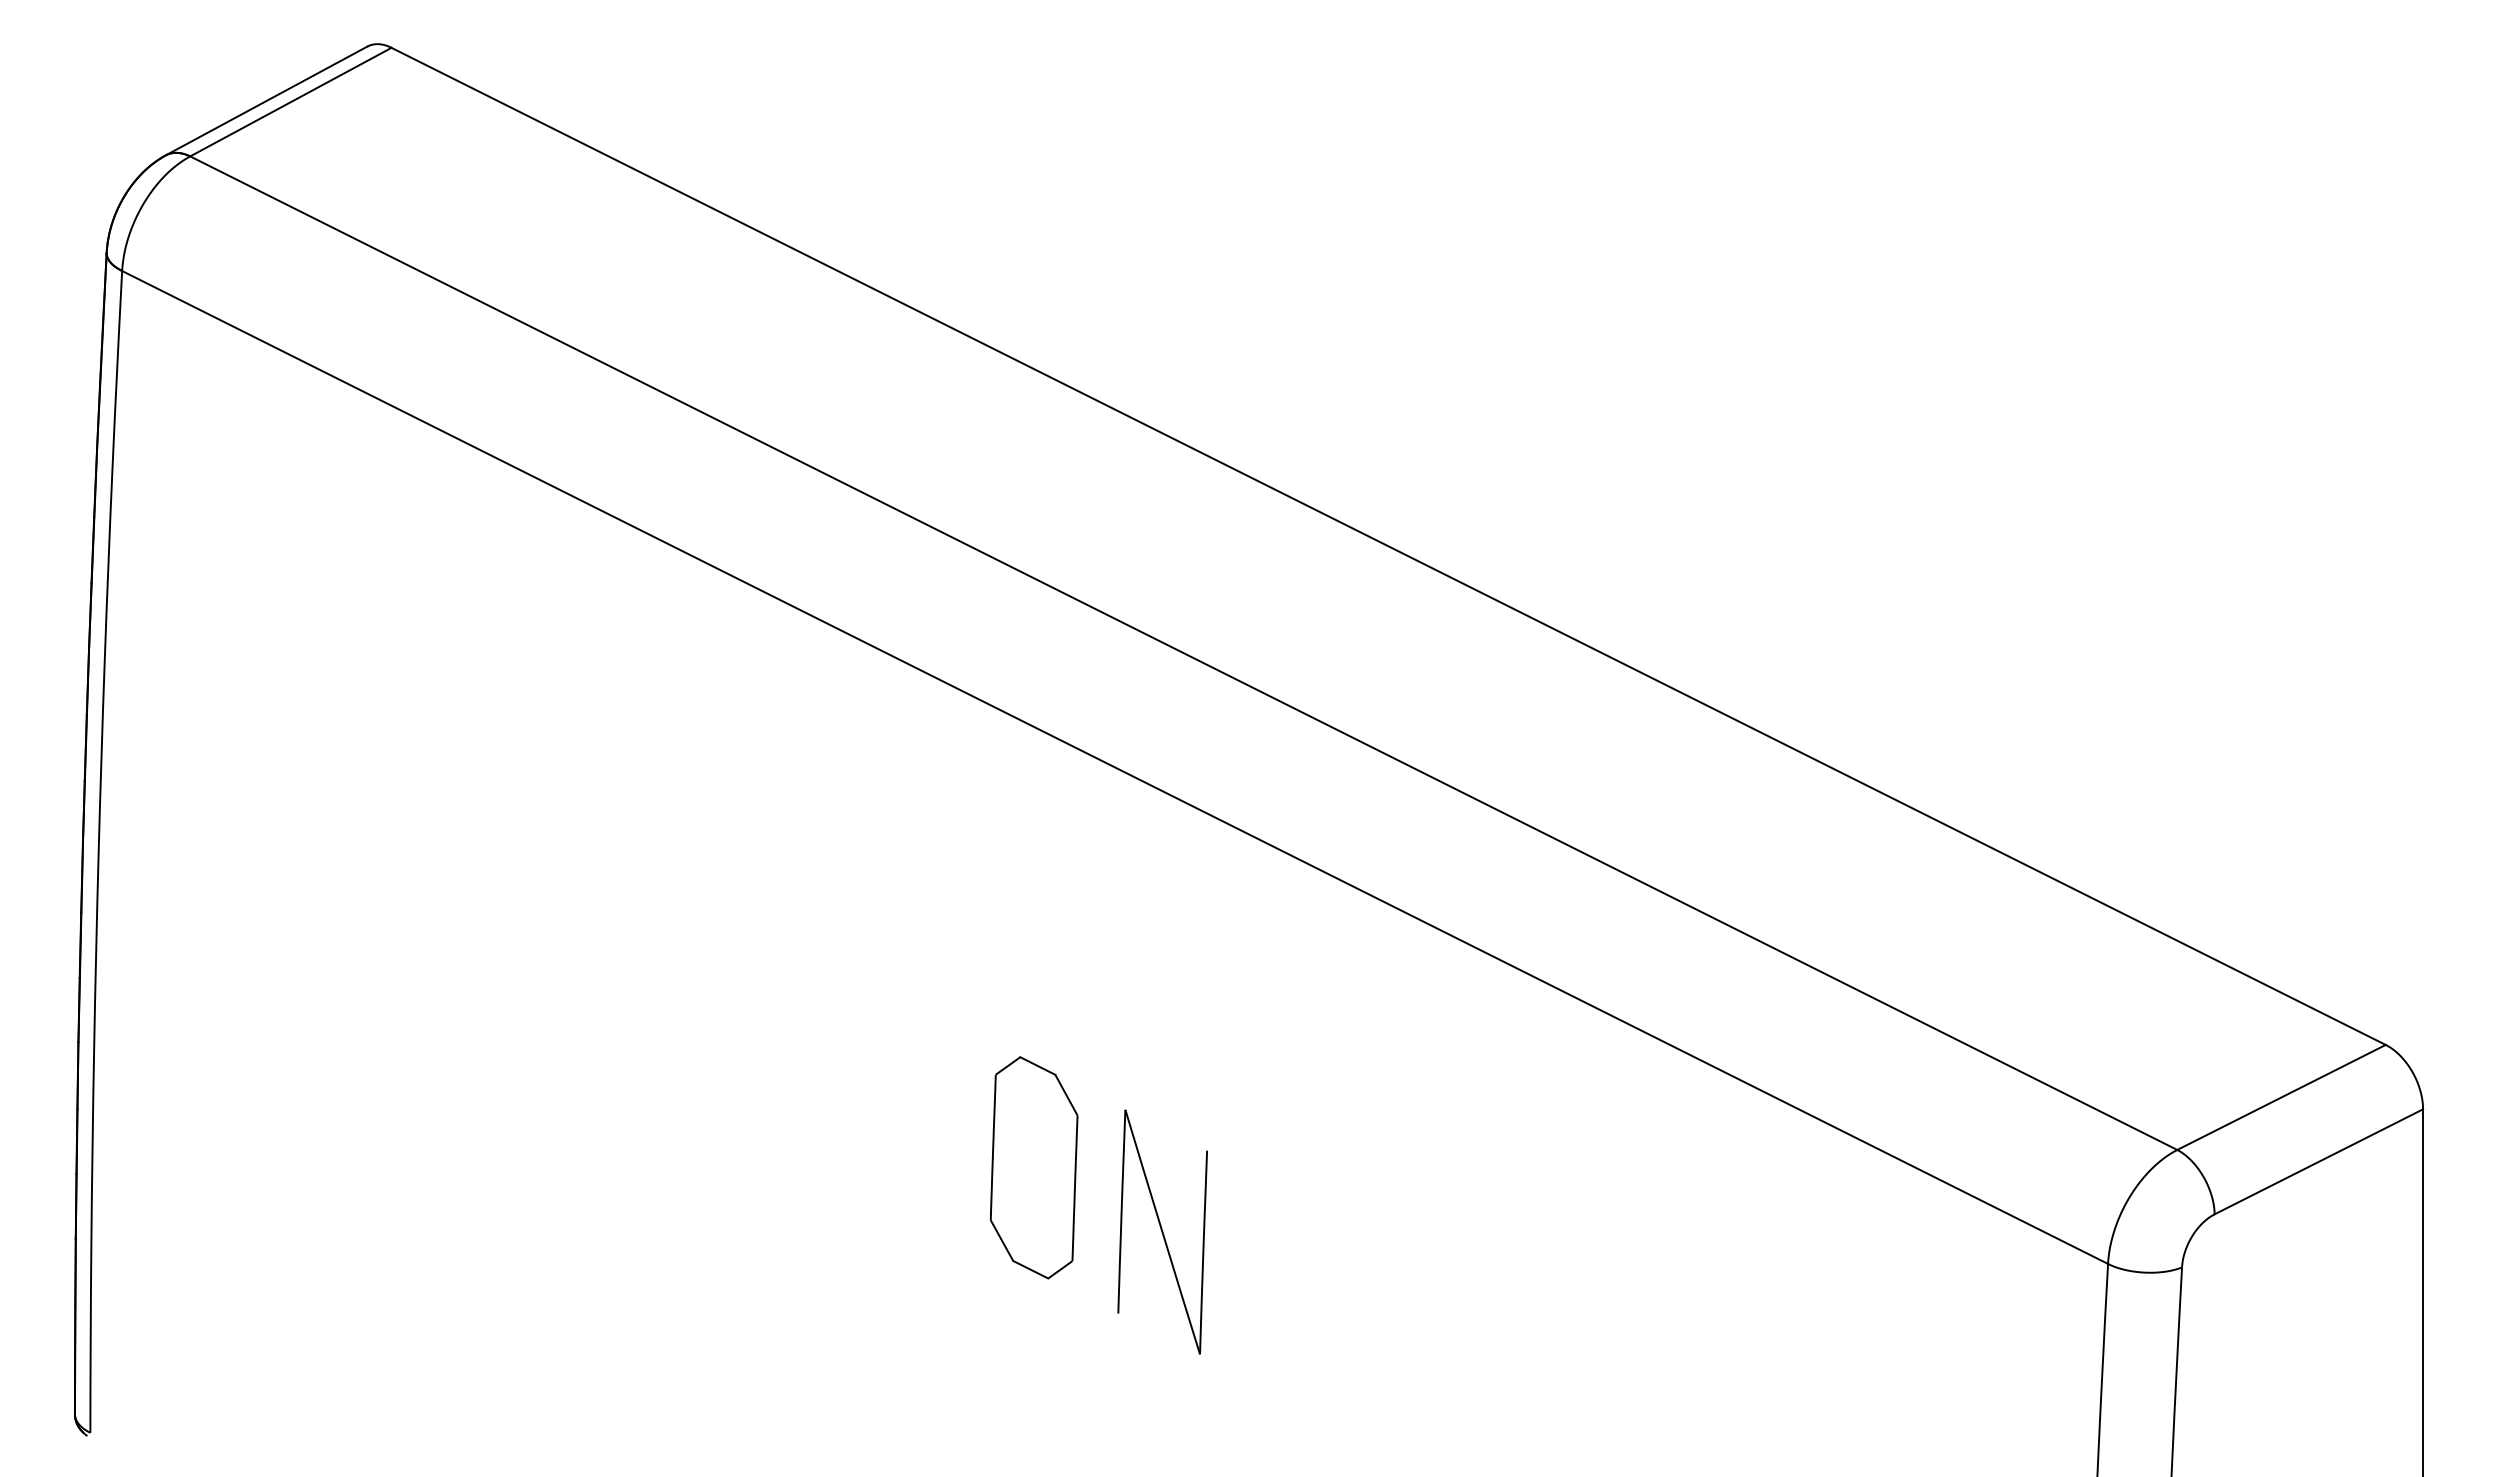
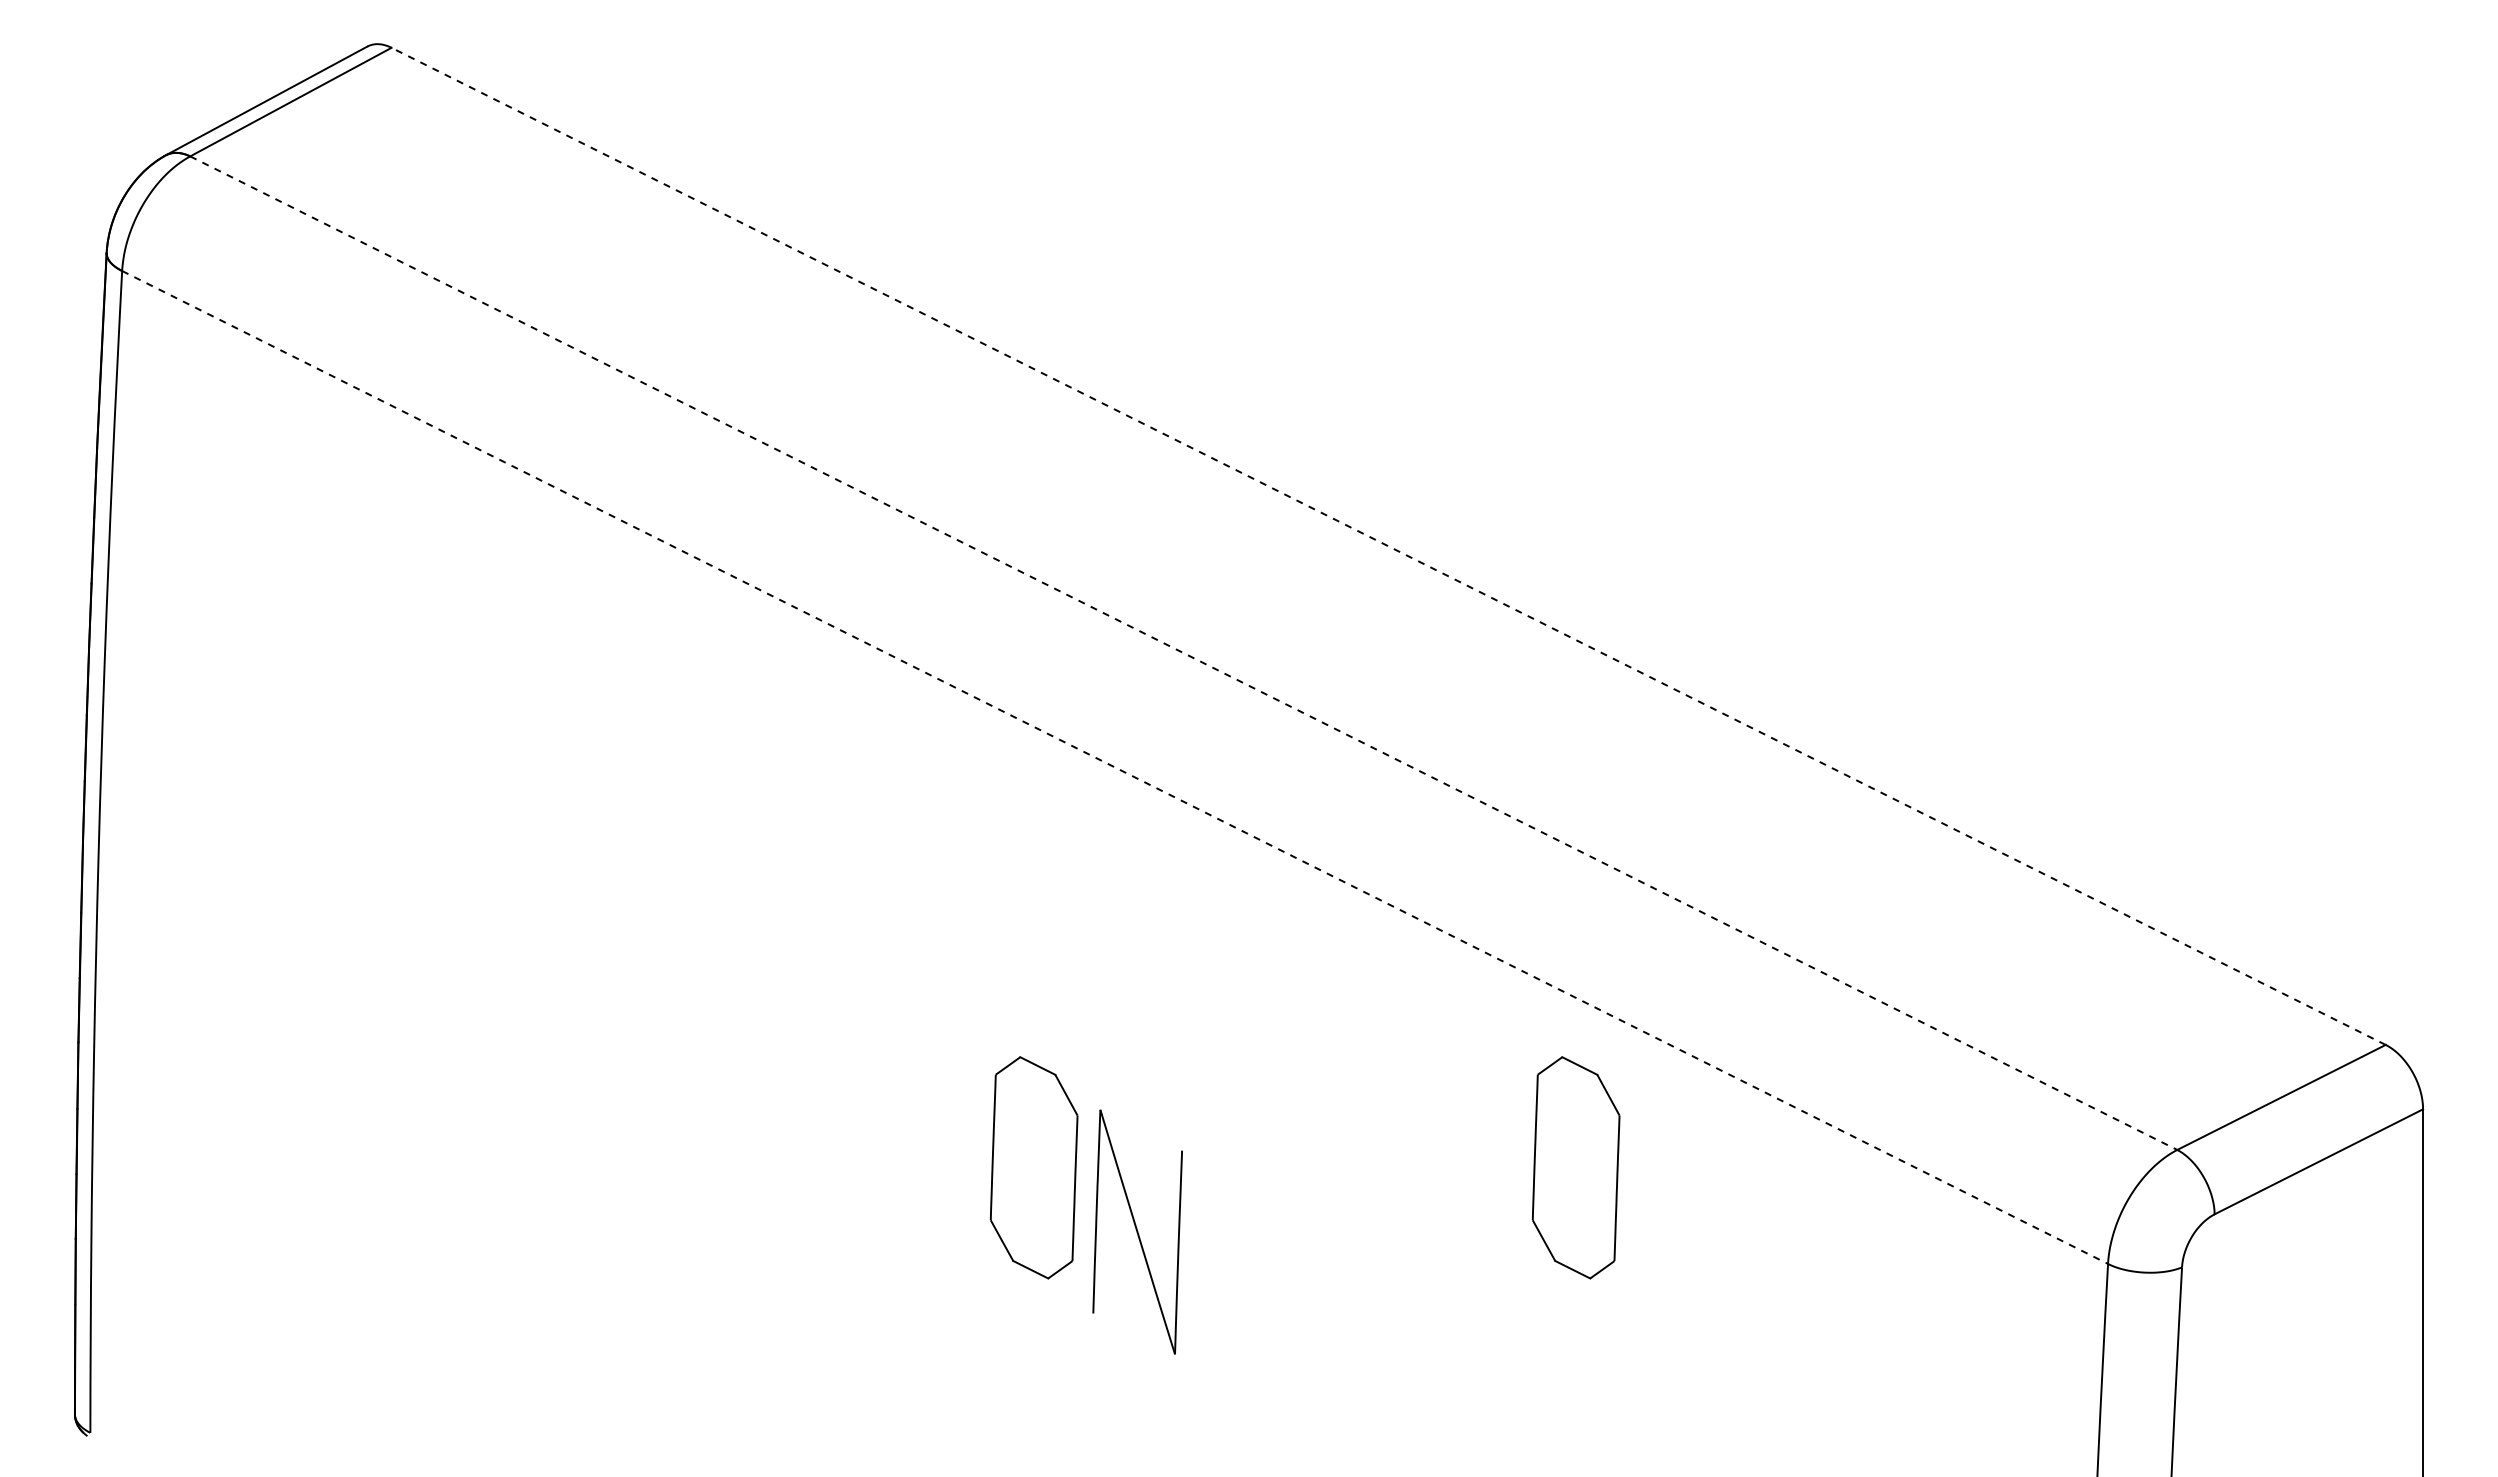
line: solid -> dashed (1388, 546)
line: solid -> dashed (1183, 653)
line: solid -> dashed (1115, 767)
part: none -> present (1575, 1167)
part position: (1162, 1231) -> (1137, 1231) (1137, 1231)
